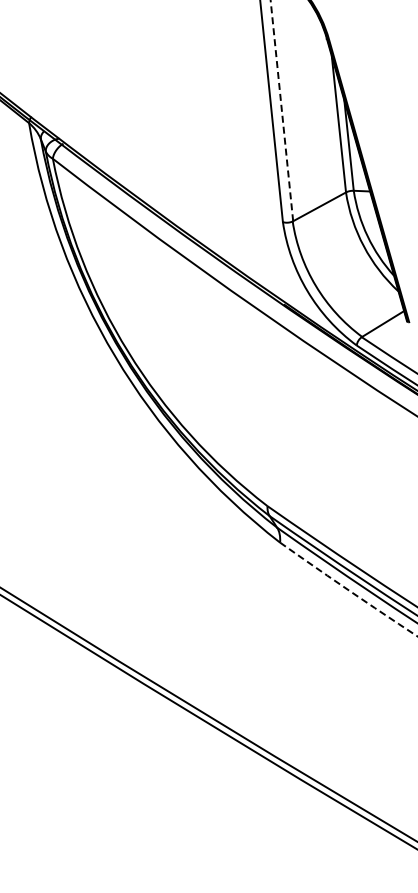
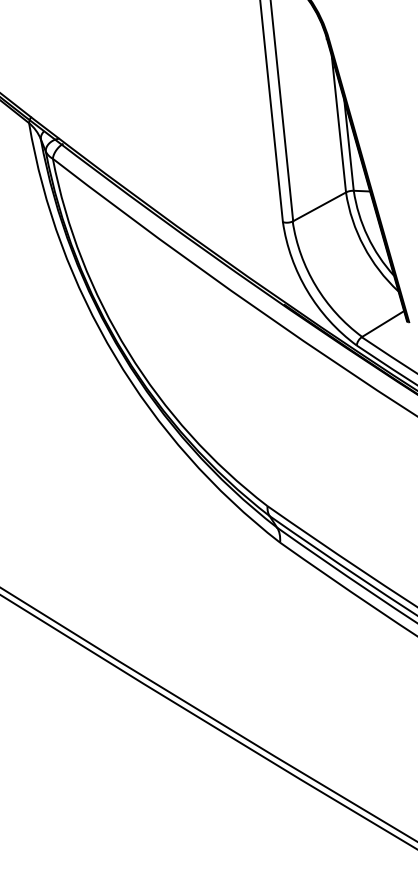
line: dashed -> solid (281, 110)
arc: dashed -> solid (348, 590)
